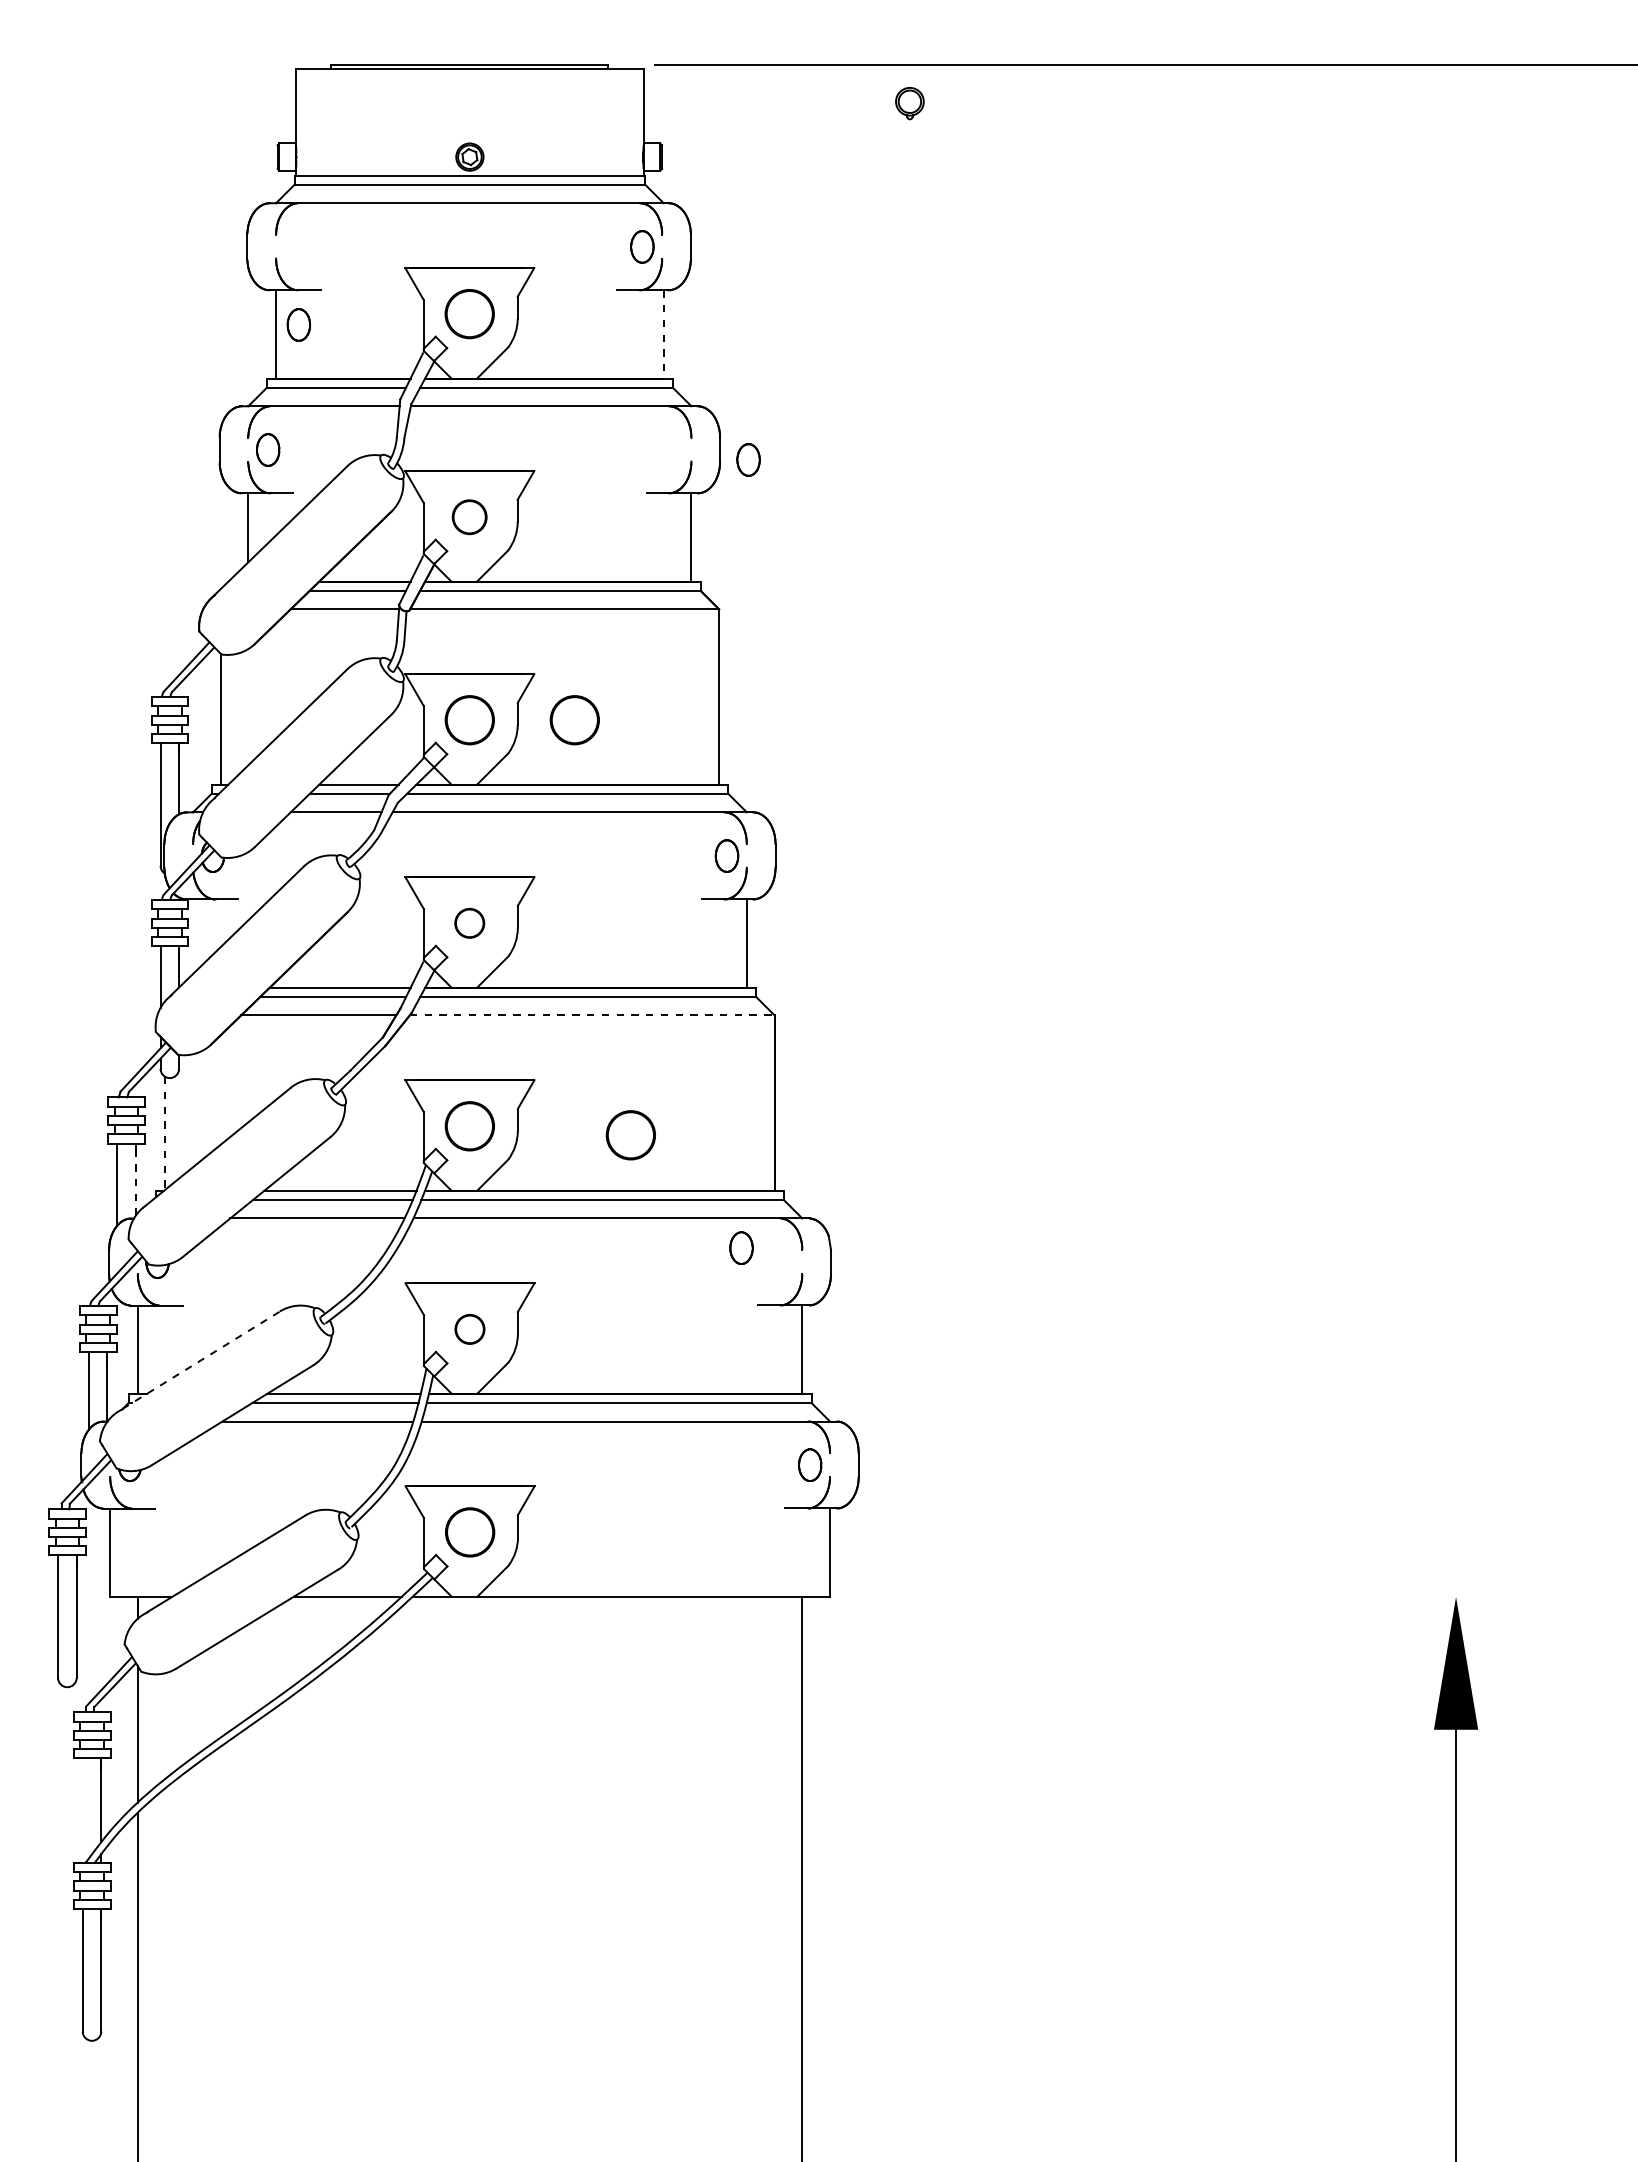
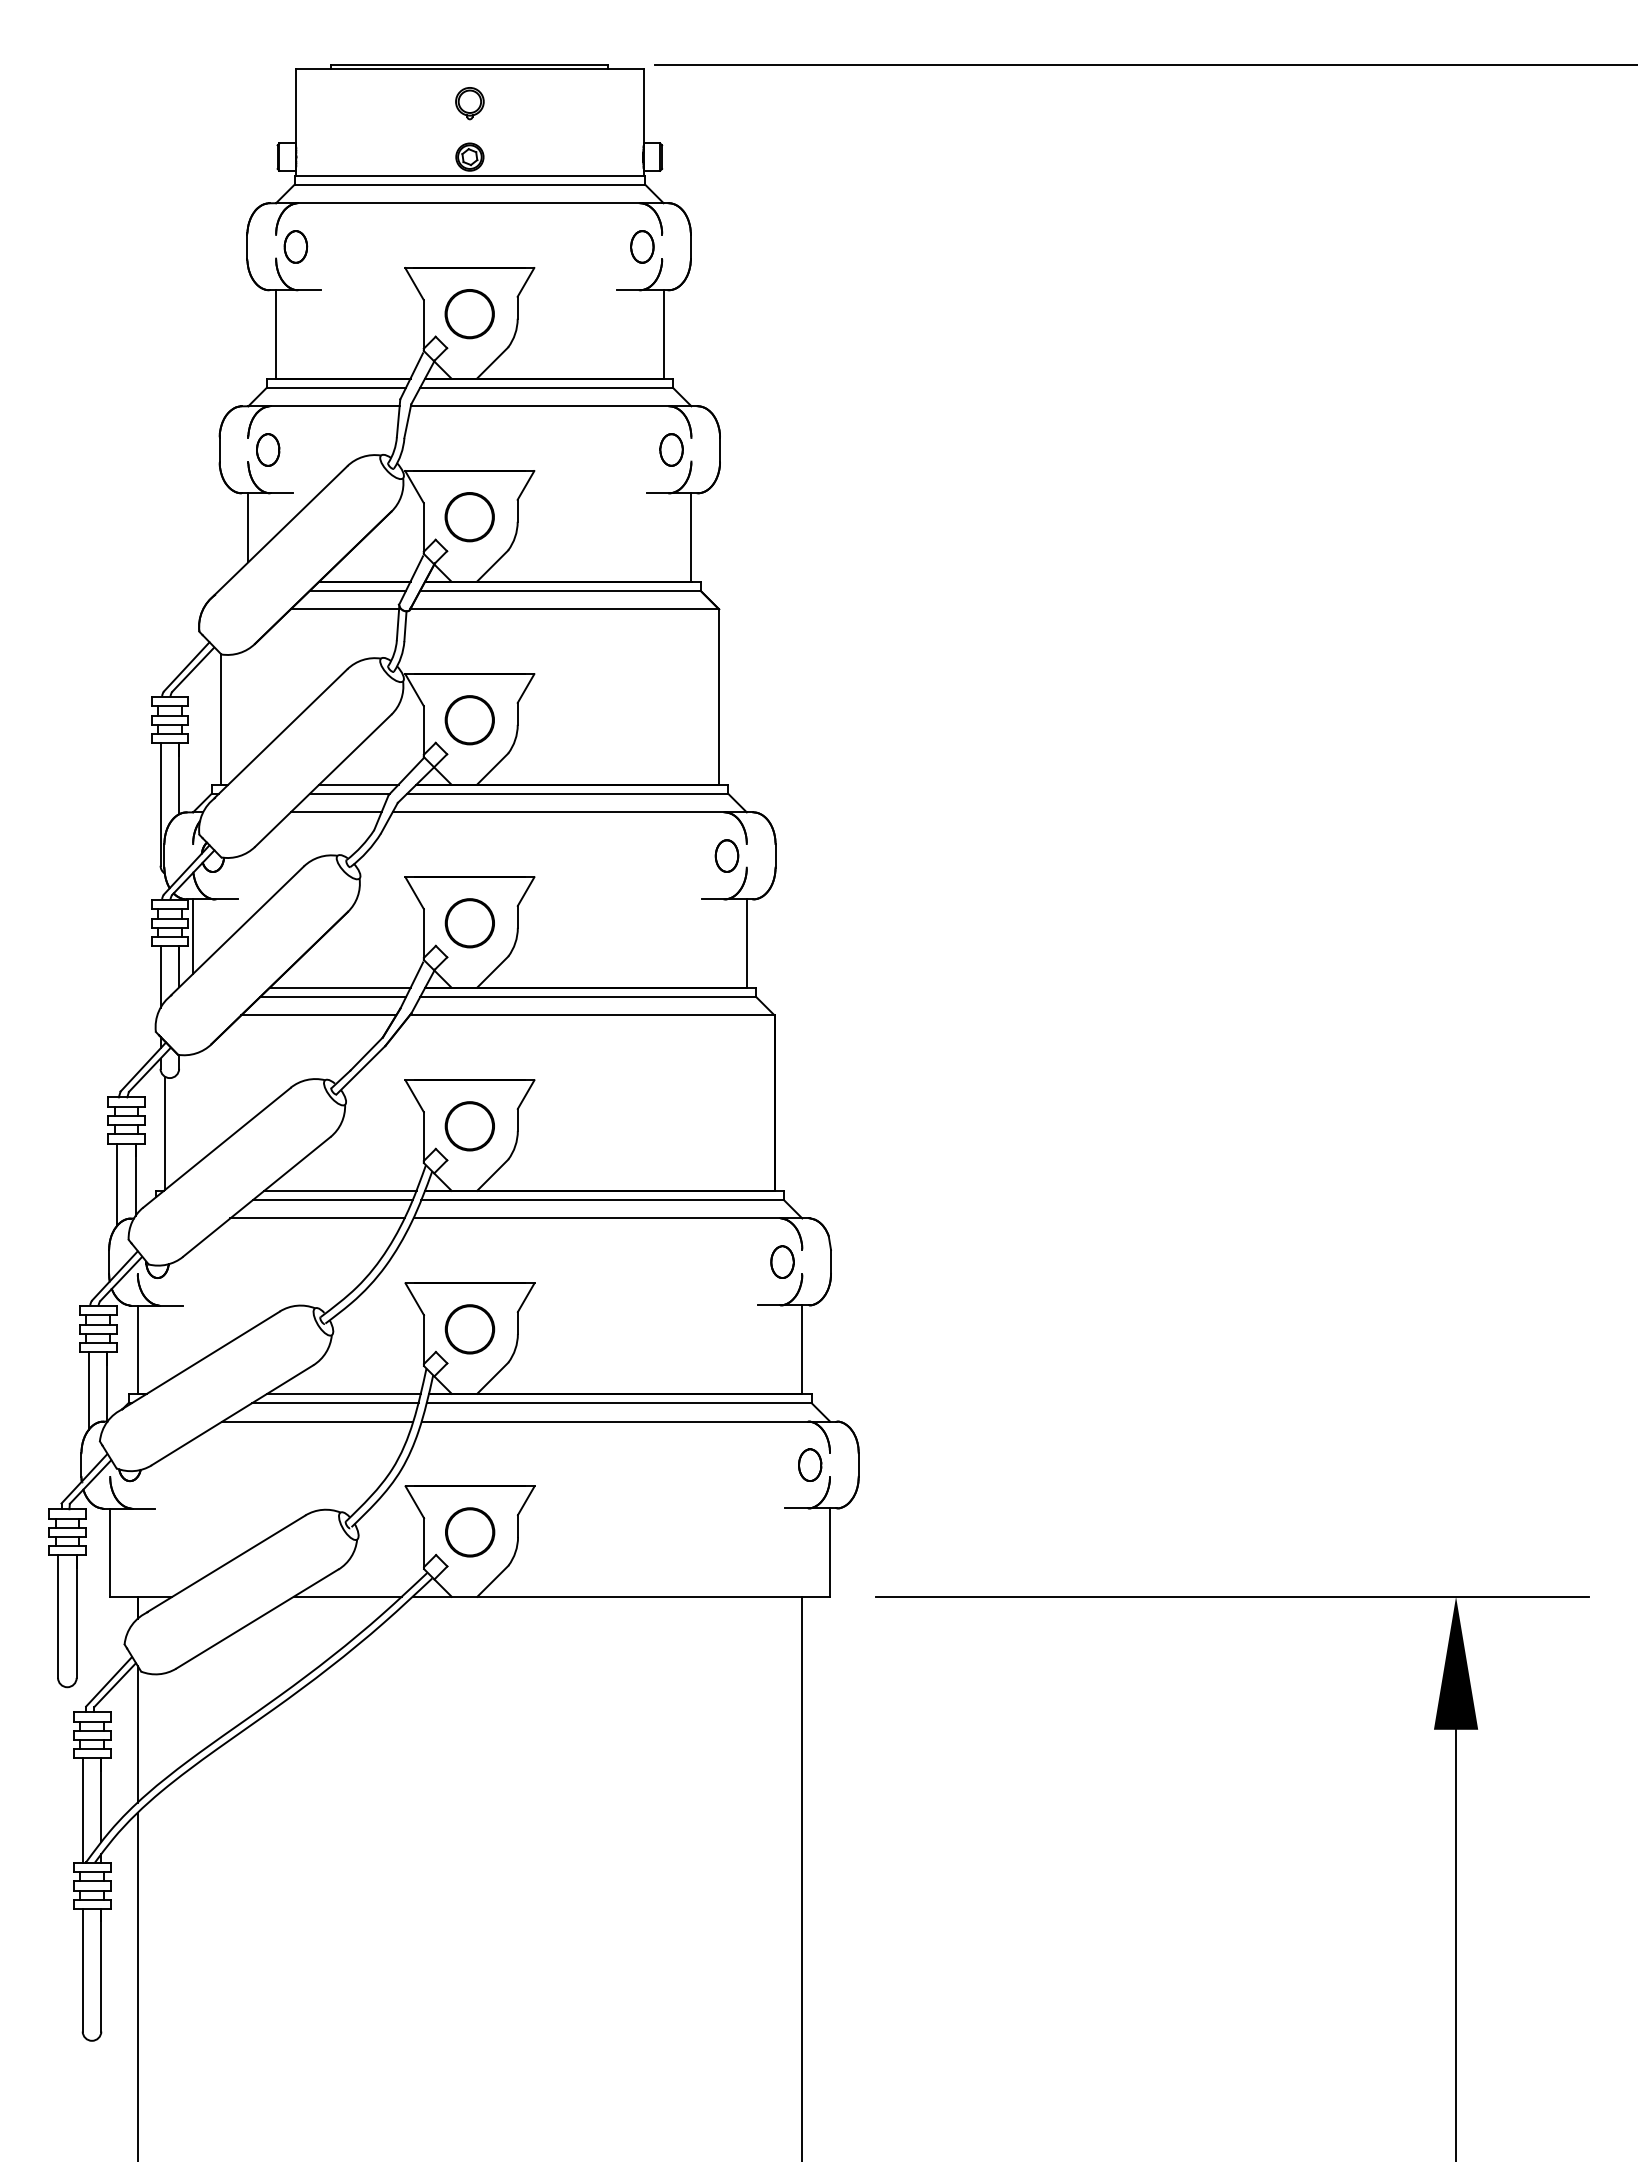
part position: (909, 103) -> (469, 103) (469, 103)
part position: (298, 324) -> (295, 246) (295, 246)
line: dashed -> solid (663, 334)
part position: (748, 459) -> (671, 449) (671, 449)
part size: 37x37 px -> 51x51 px (469, 517)
part: present -> none (574, 720)
part size: 32x31 px -> 51x51 px (469, 923)
line: none -> present (193, 936)
line: dashed -> solid (592, 1015)
line: dashed -> solid (165, 1133)
part: present -> none (630, 1135)
line: dashed -> solid (135, 1179)
part position: (741, 1247) -> (782, 1261) (782, 1261)
part size: 32x31 px -> 52x51 px (469, 1329)
line: dashed -> solid (201, 1360)
line: none -> present (1232, 1596)
line: none -> present (82, 1810)
